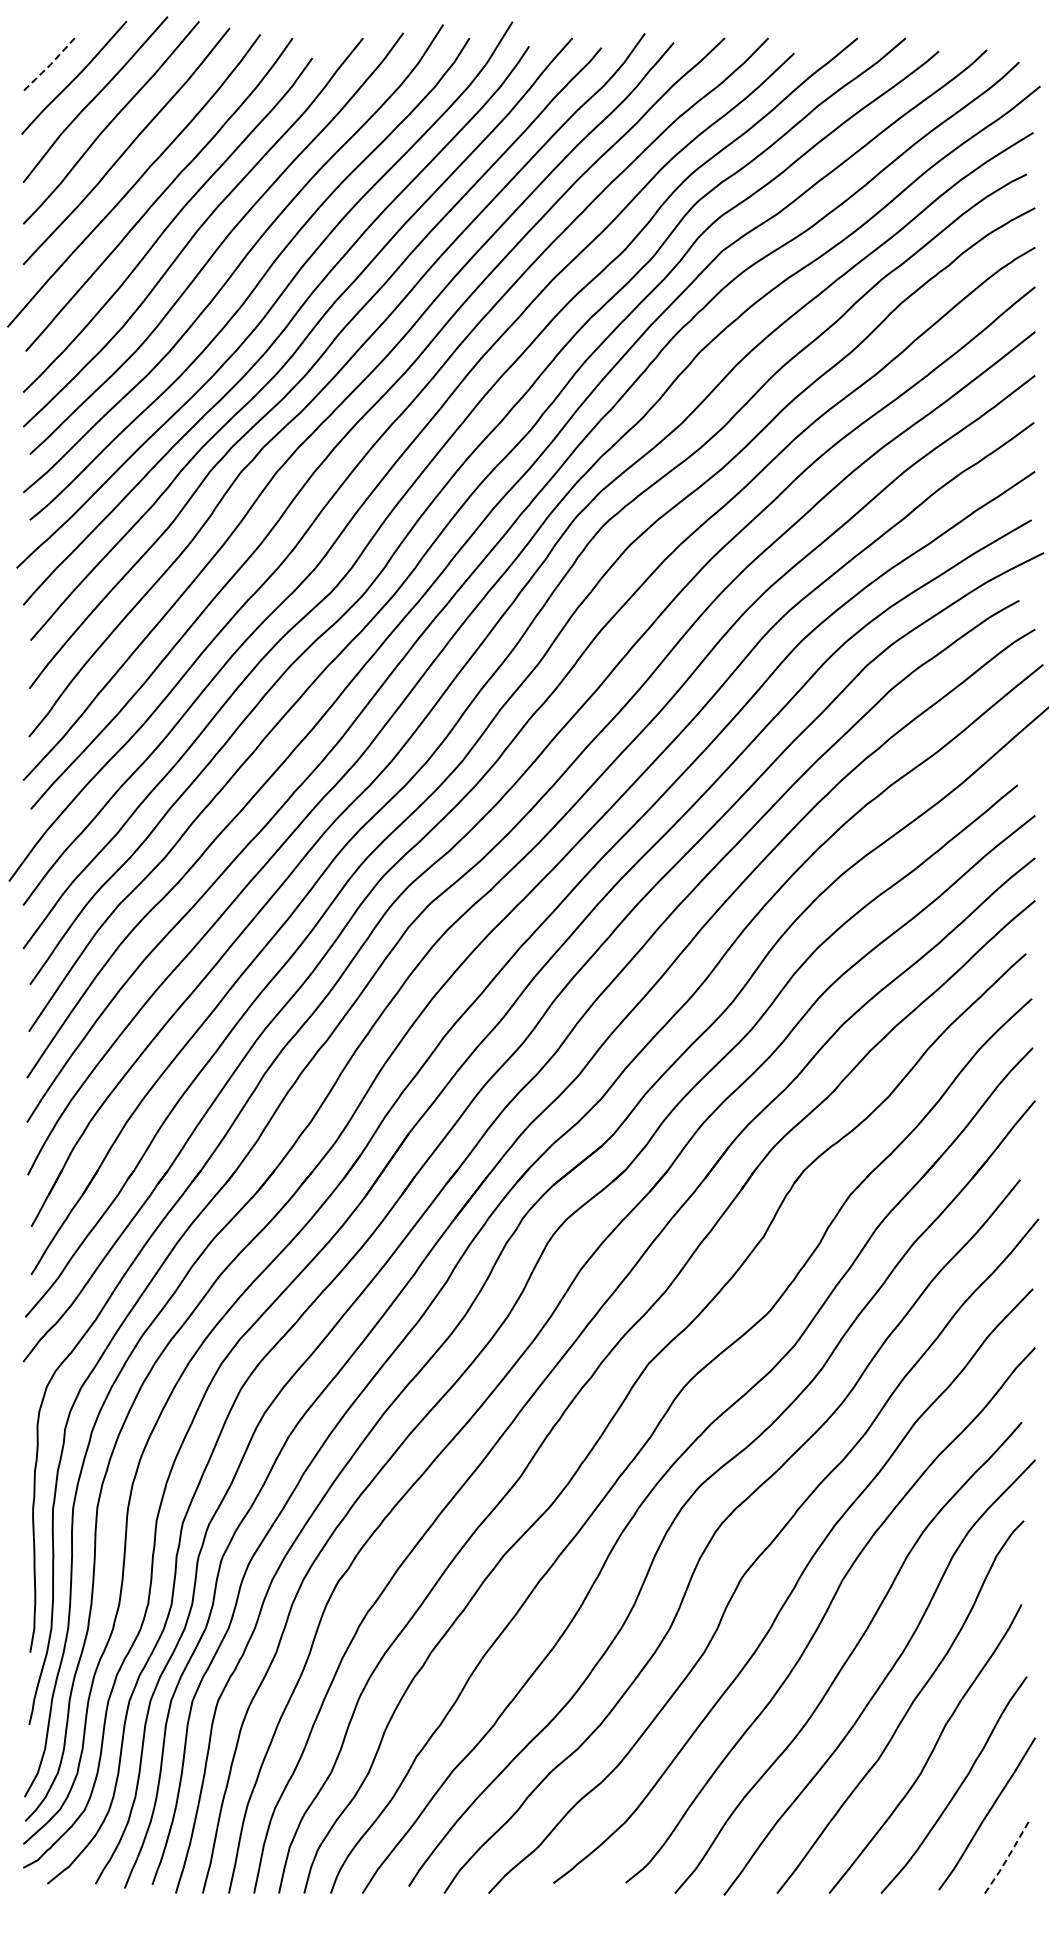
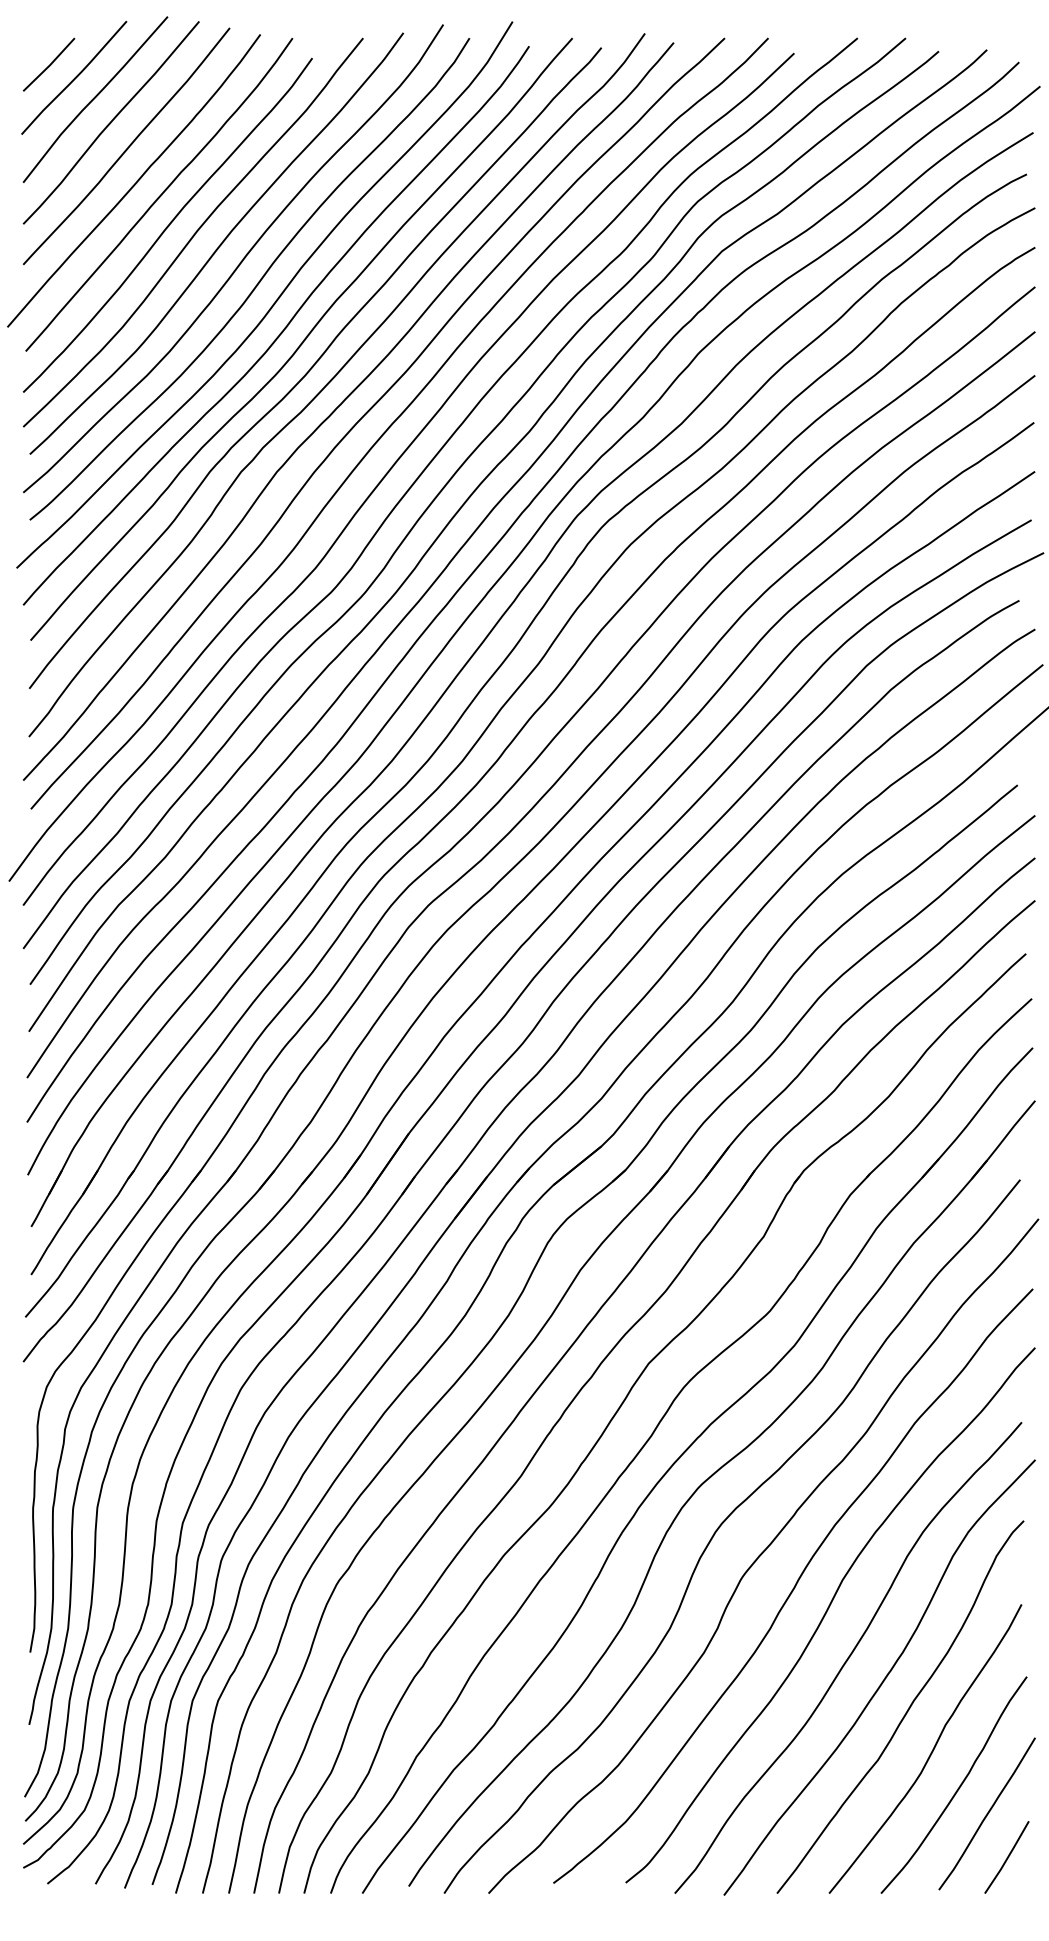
line: dashed -> solid (50, 65)
line: dashed -> solid (1007, 1857)
